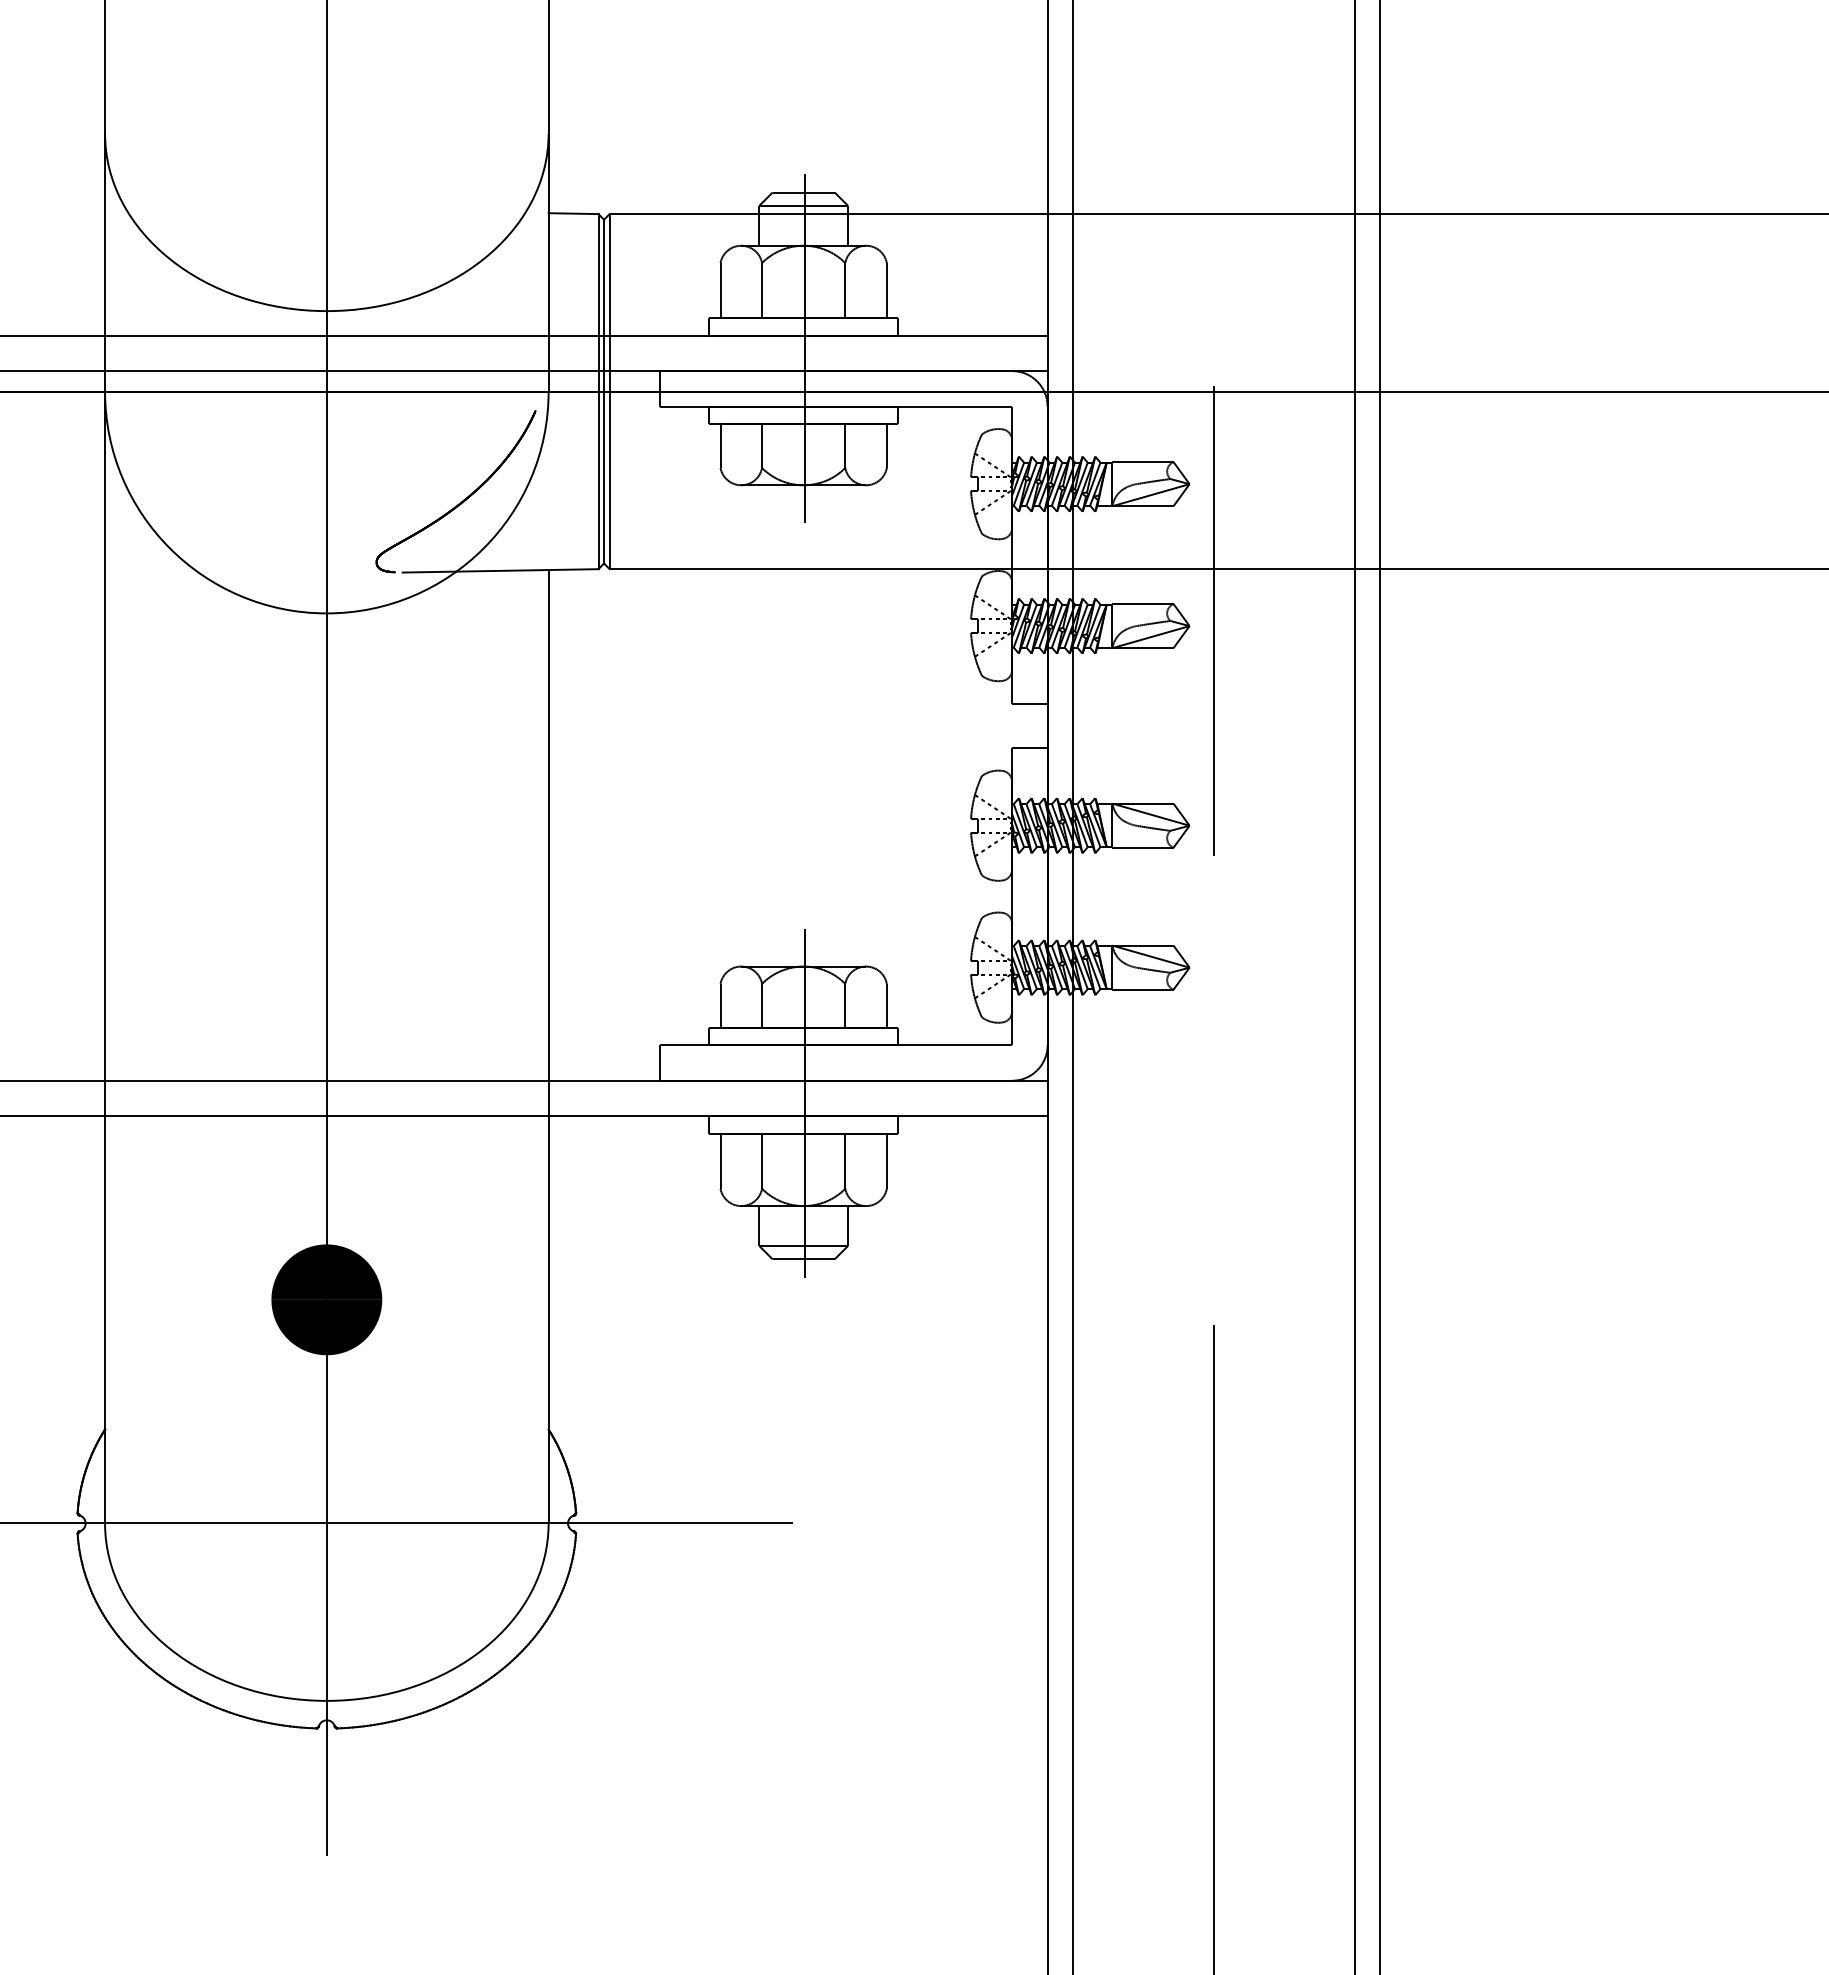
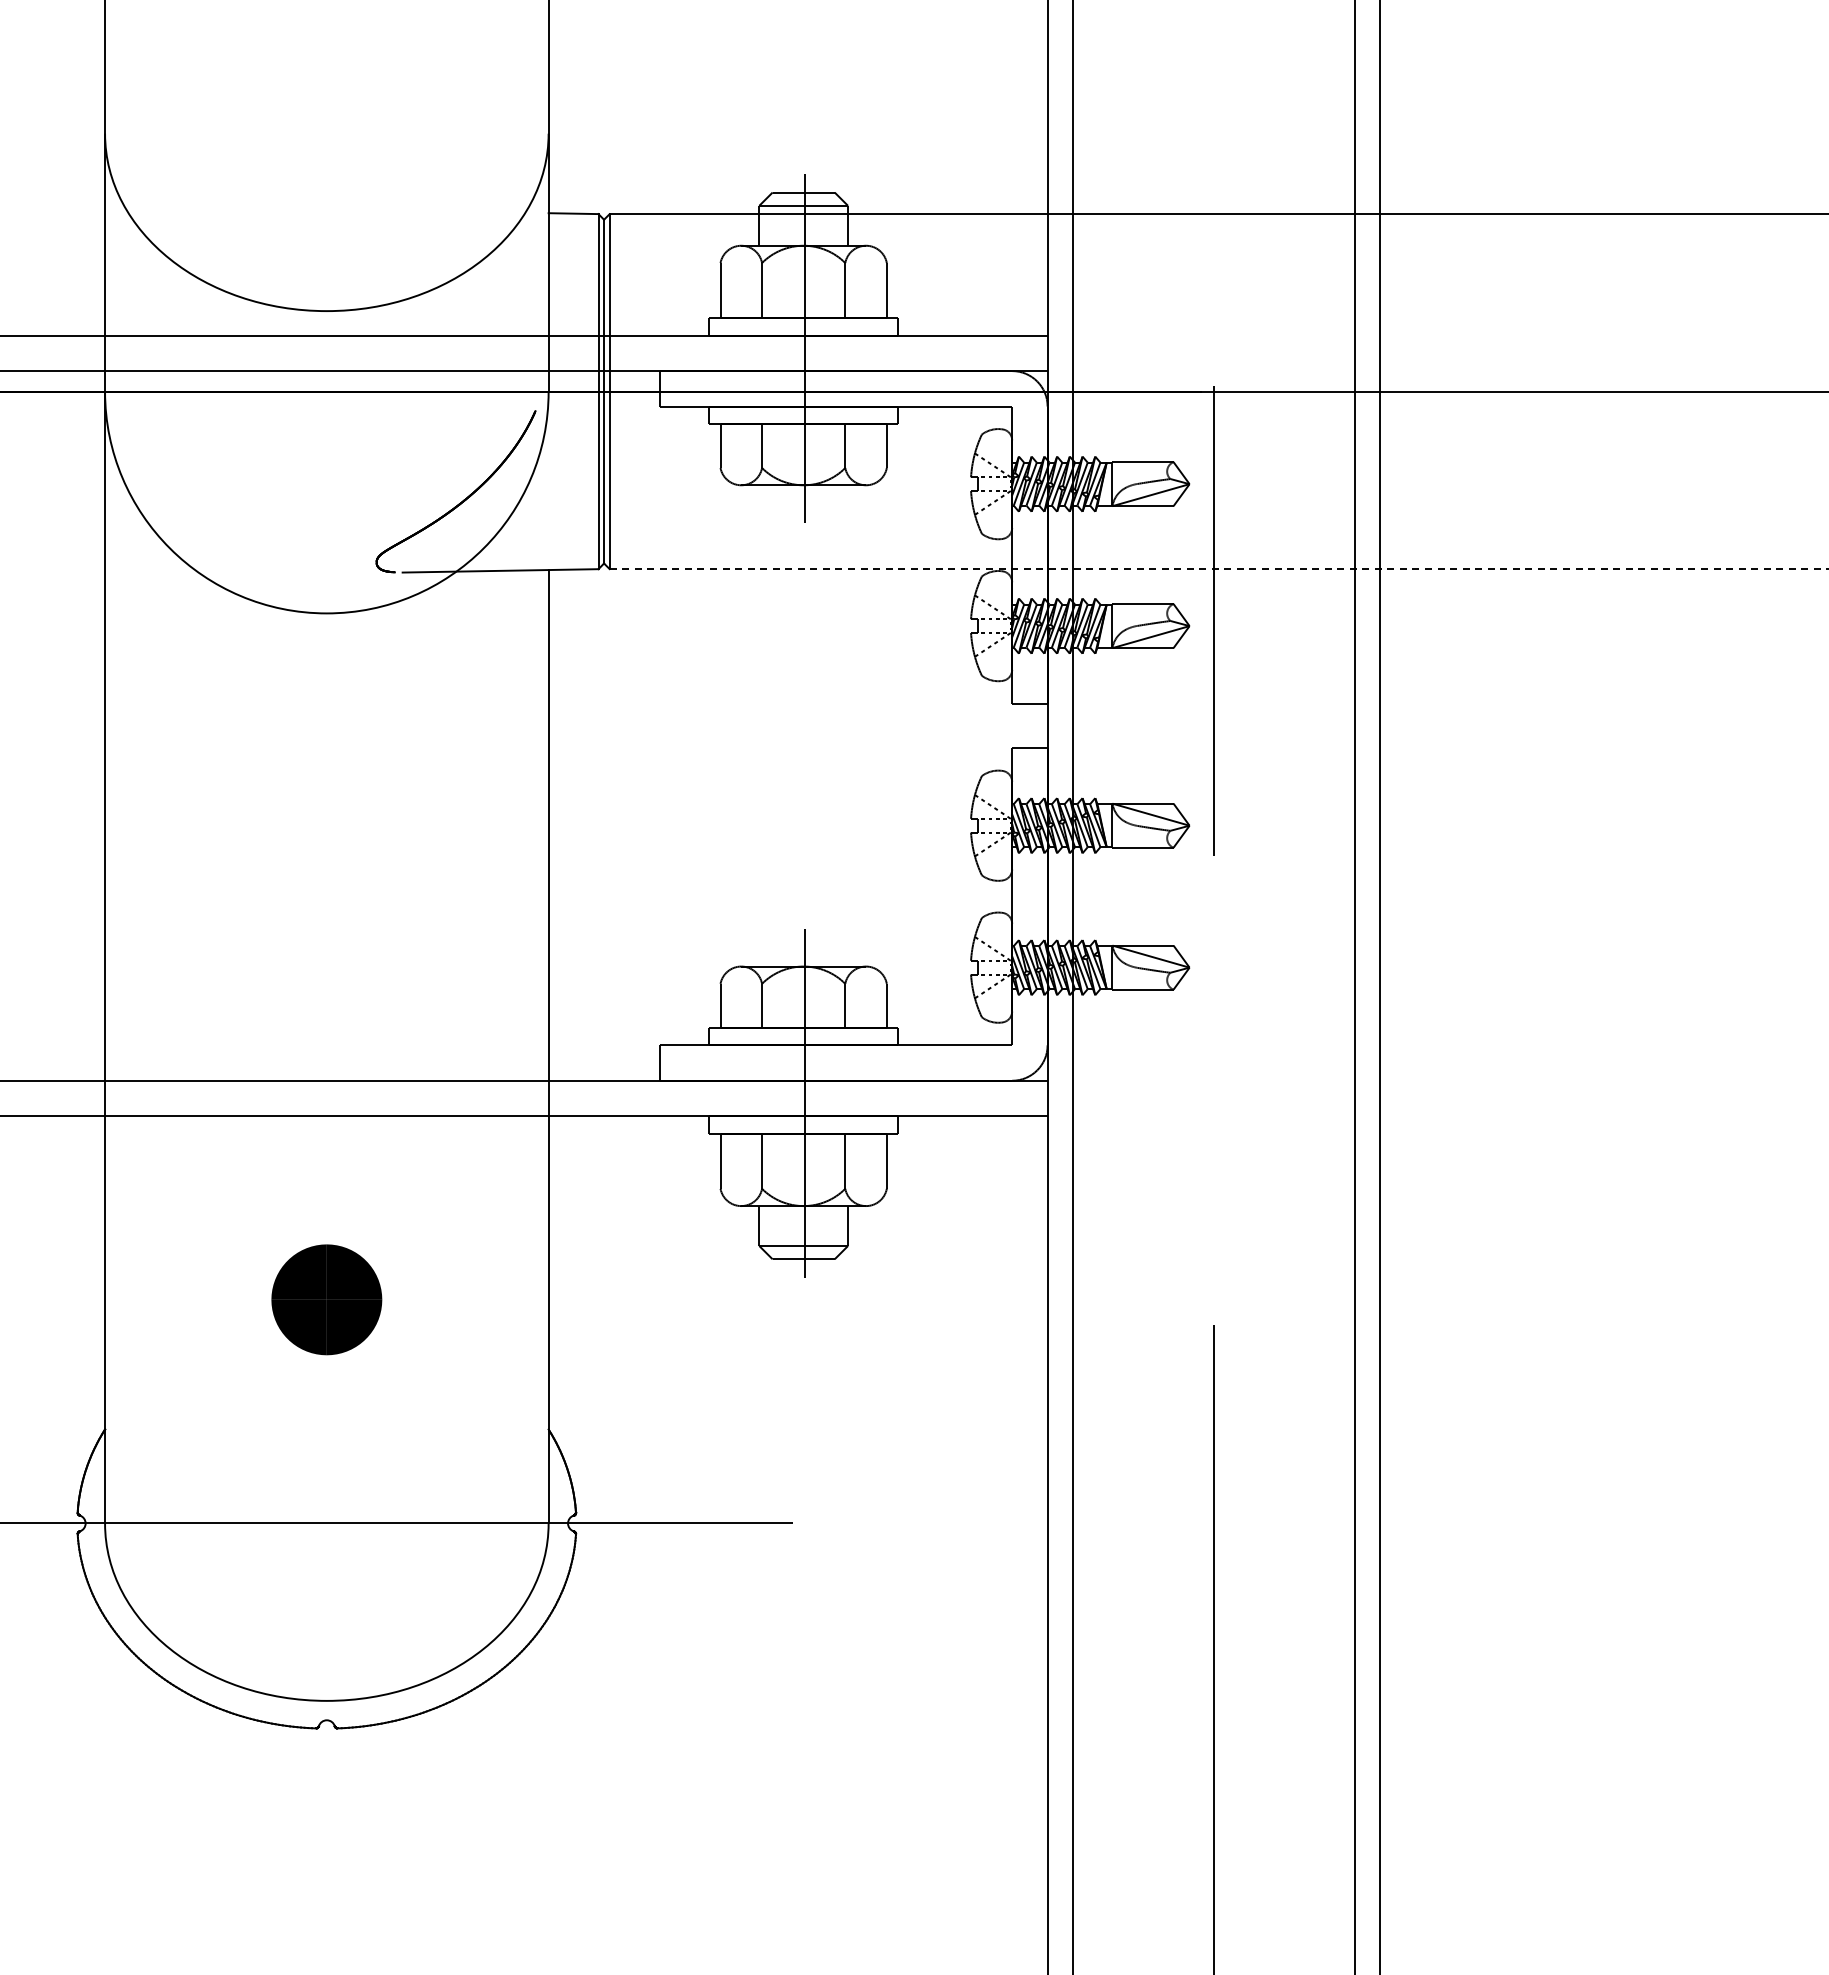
line: solid -> dashed (1219, 569)
line: present -> none (326, 929)
